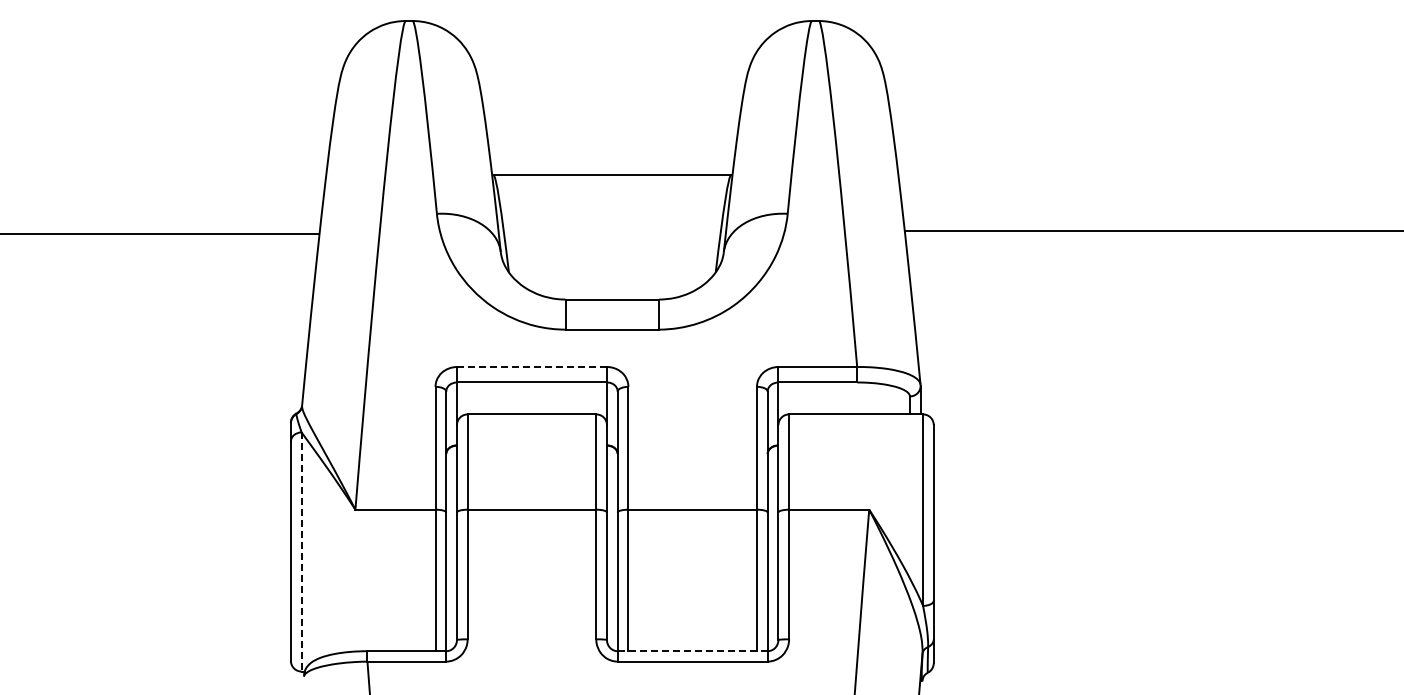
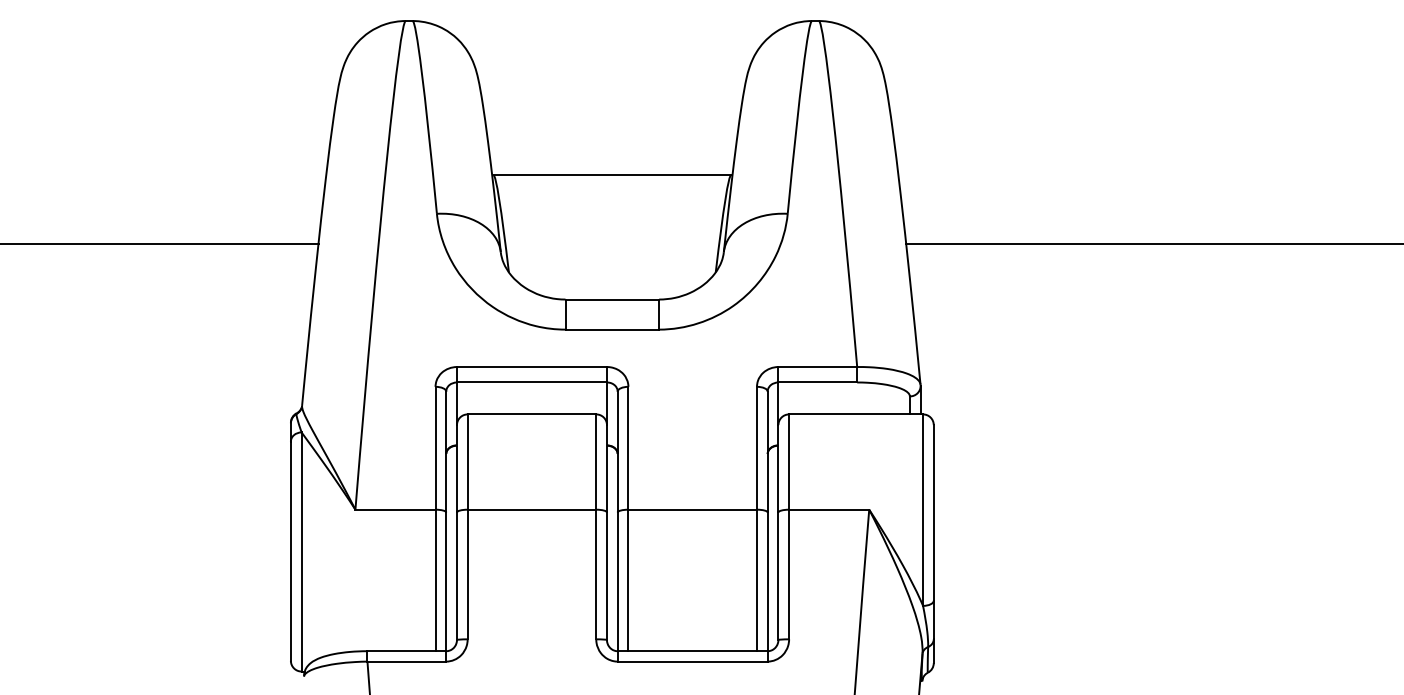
line position: (1153, 230) -> (1153, 243) (1153, 243)
line position: (160, 233) -> (160, 243) (160, 243)
line: dashed -> solid (531, 367)
line: dashed -> solid (301, 552)
line: dashed -> solid (692, 651)
